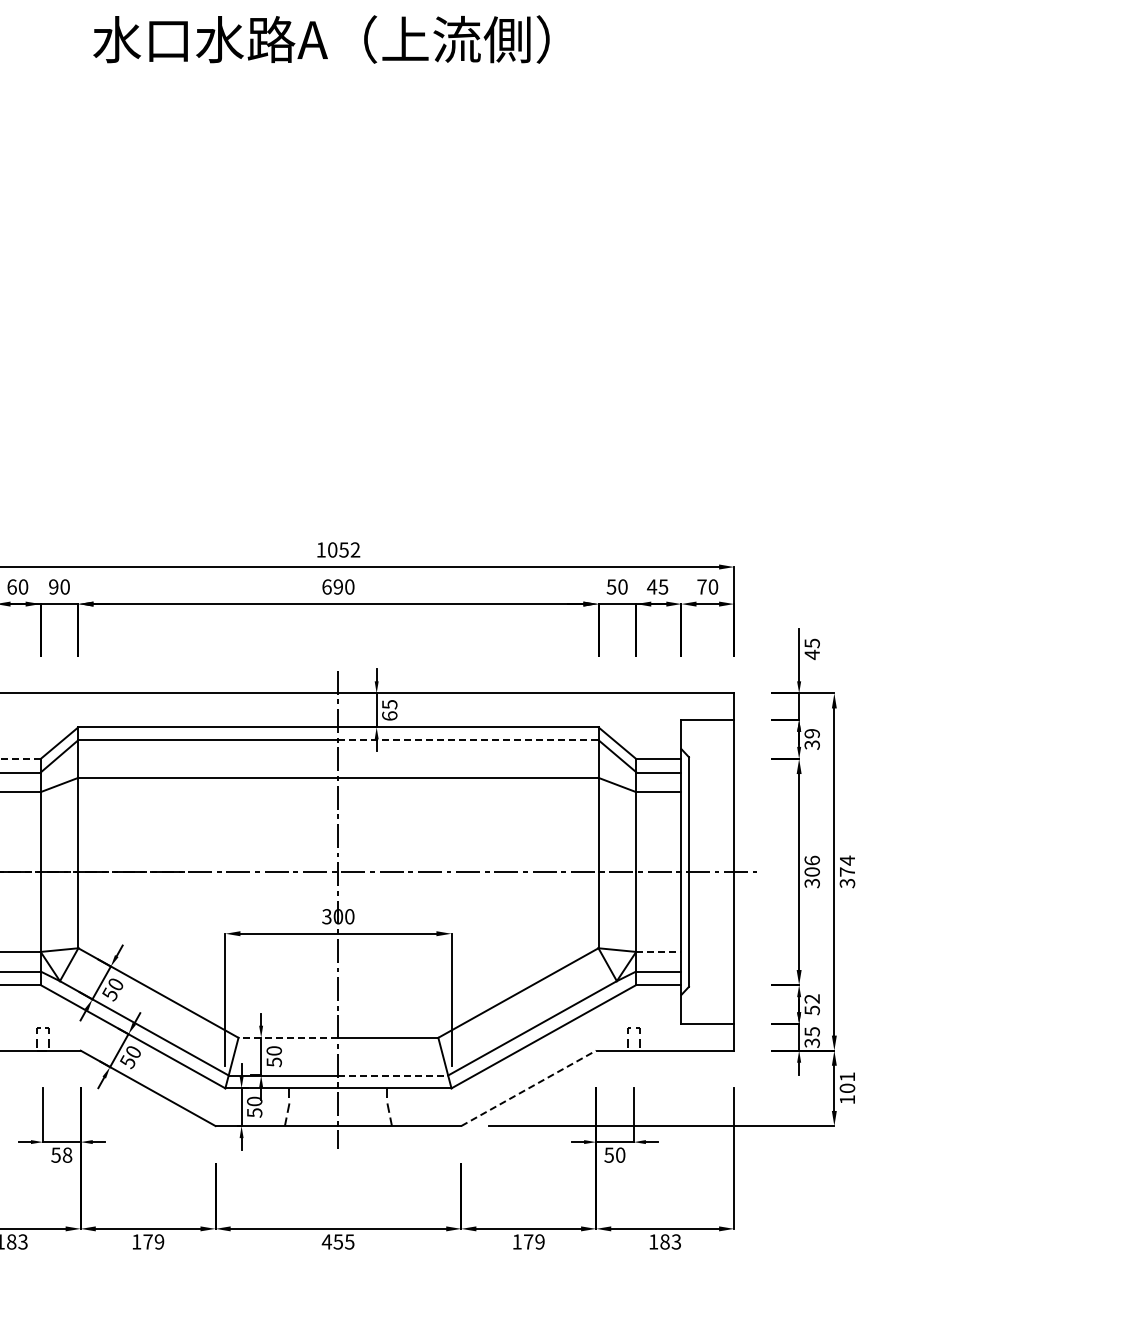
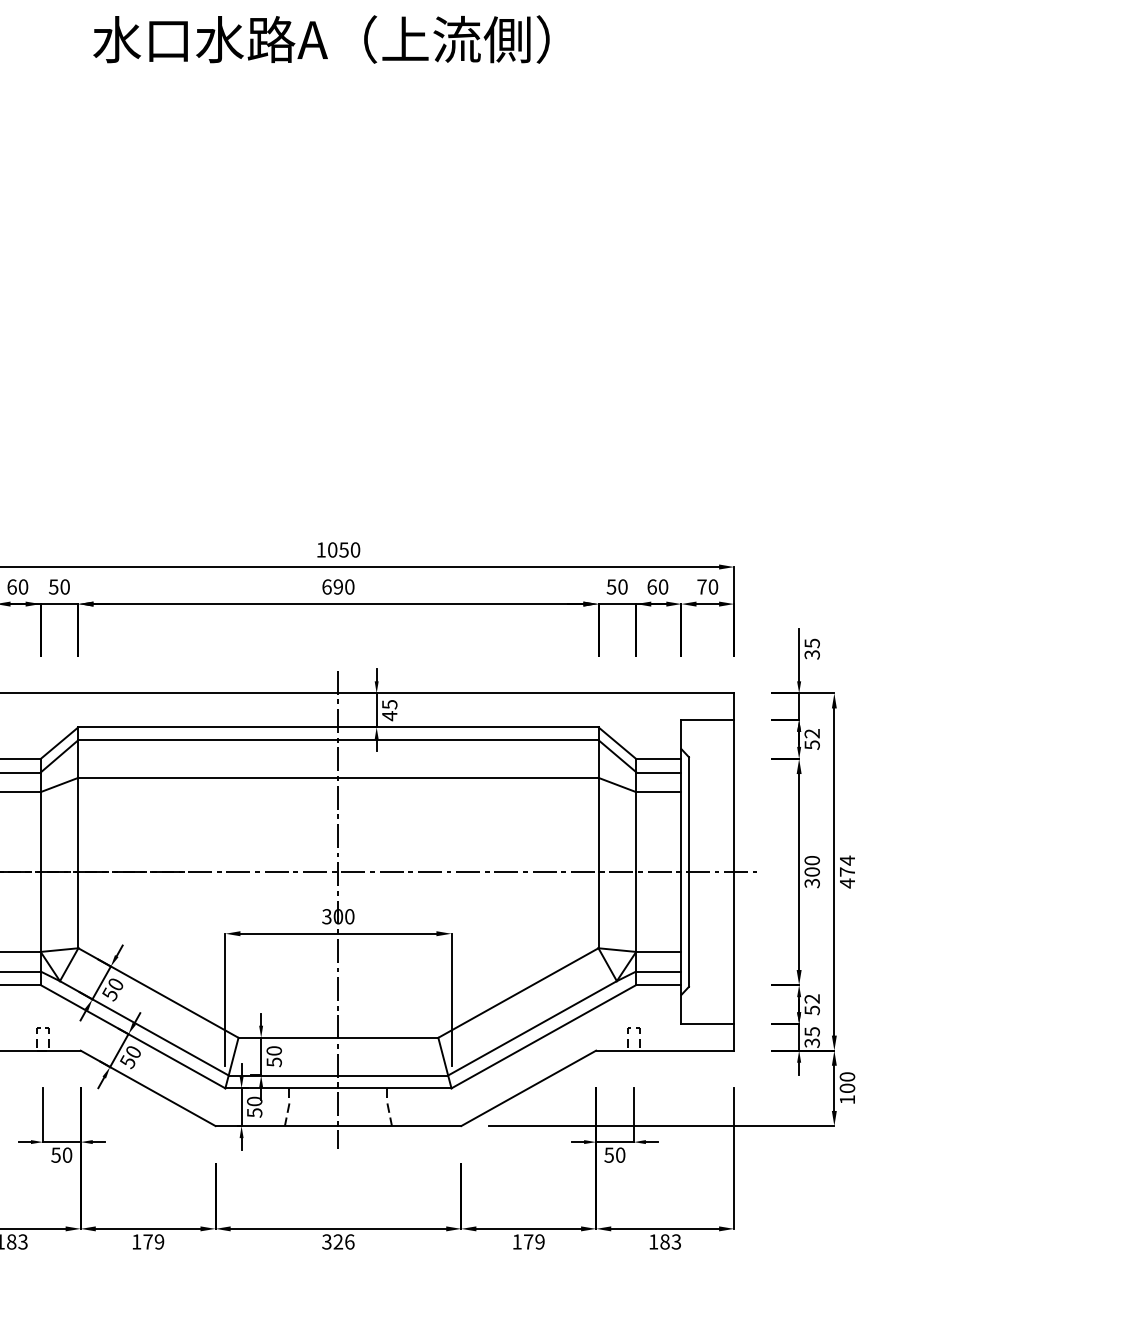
text: 1052 -> 1050 (355, 549)
text: 90 -> 50 (53, 586)
text: 45 -> 60 (657, 586)
text: 45 -> 35 (811, 654)
text: 65 -> 45 (389, 716)
text: 39 -> 52 (811, 739)
line: dashed -> solid (468, 740)
line: dashed -> solid (20, 758)
text: 306 -> 300 (811, 860)
text: 374 -> 474 (847, 883)
line: dashed -> solid (658, 951)
line: dashed -> solid (288, 1037)
line: dashed -> solid (393, 1075)
text: 101 -> 100 (847, 1076)
line: dashed -> solid (529, 1088)
text: 58 -> 50 (67, 1155)
text: 455 -> 326 (337, 1241)
